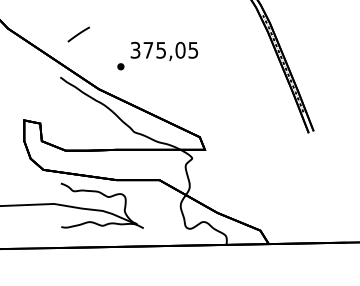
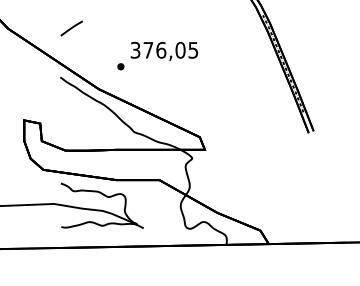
line position: (78, 34) -> (71, 28) (71, 28)
text: 375,05 -> 376,05 (161, 49)
